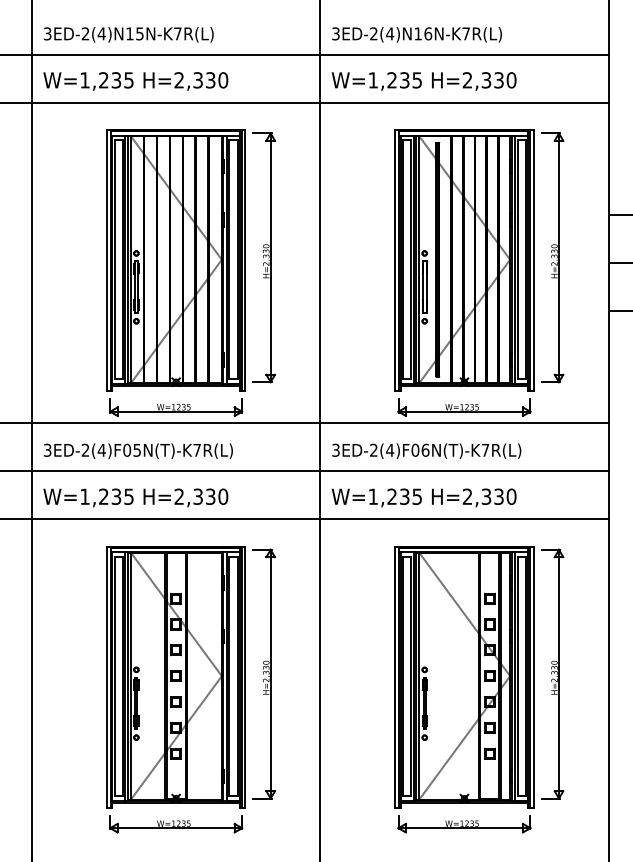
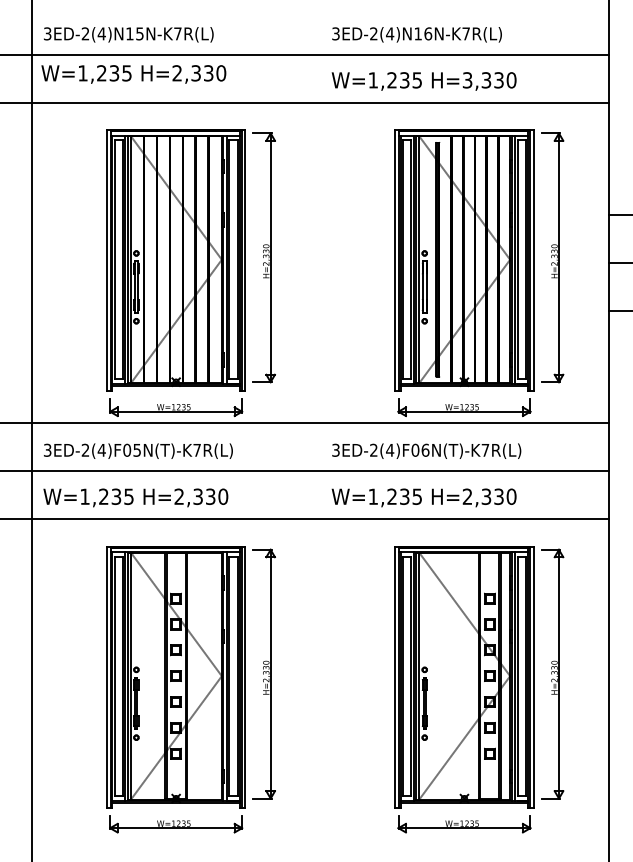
text: H=2,330 -> H=3,330 (467, 80)
text position: (135, 81) -> (133, 74) (133, 74)
line: present -> none (320, 430)
